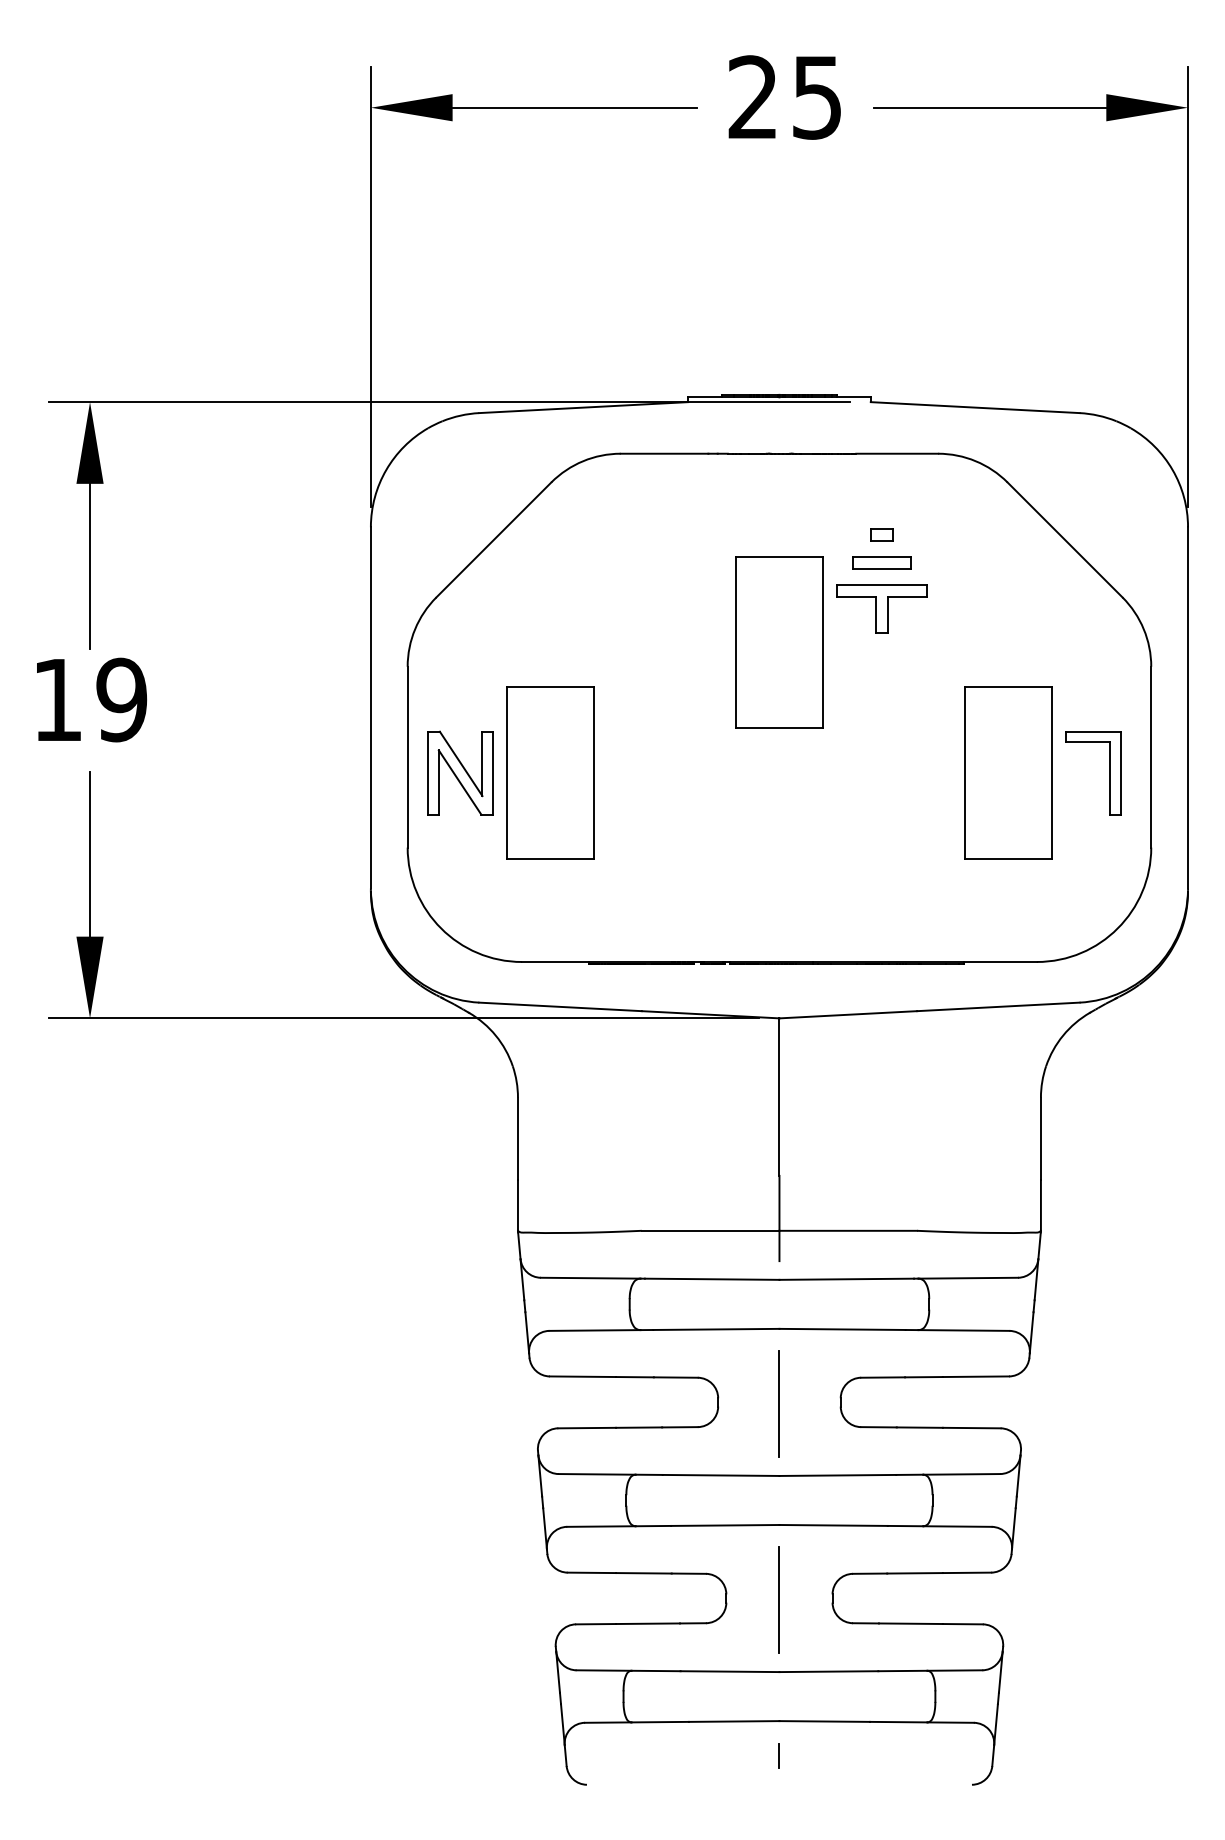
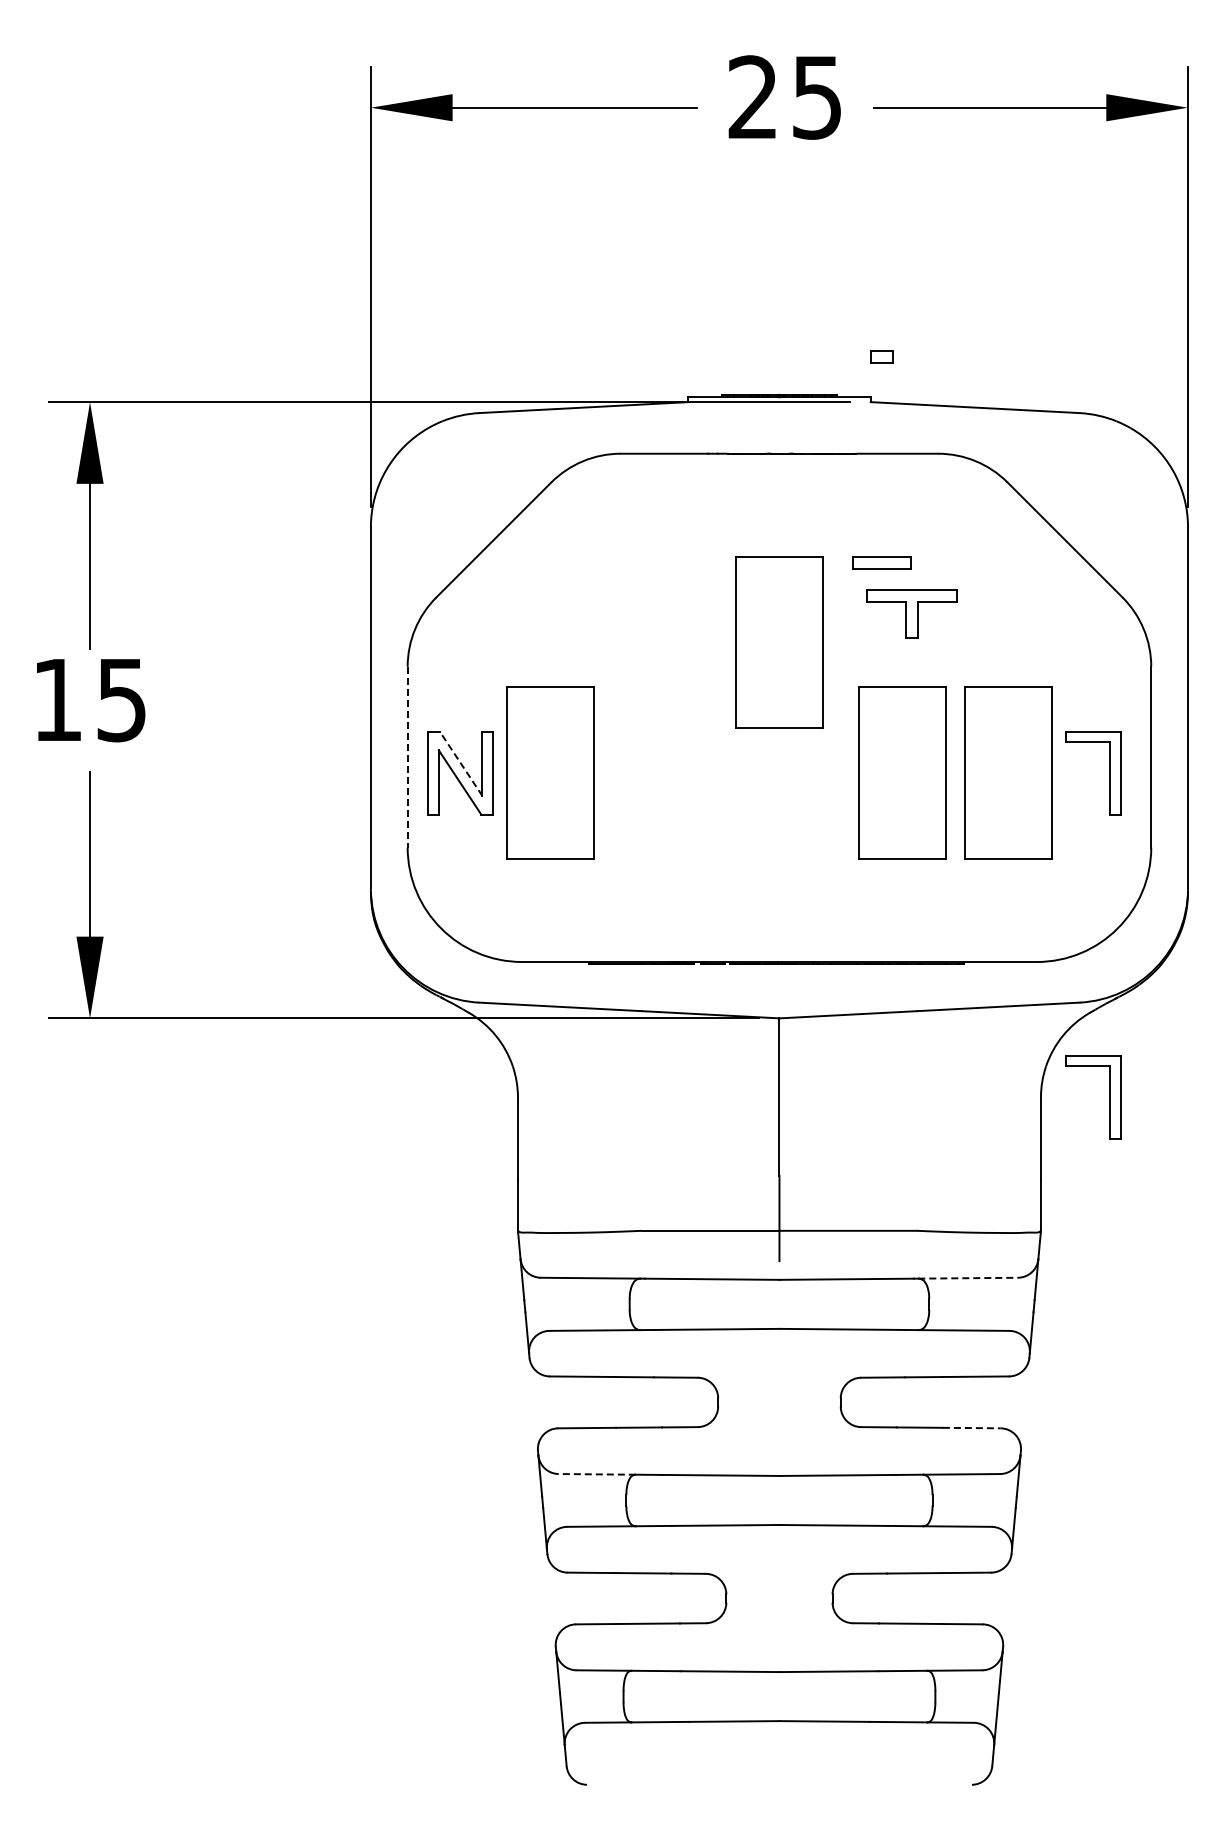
part position: (881, 534) -> (881, 356) (881, 356)
part position: (881, 608) -> (911, 613) (911, 613)
text: 19 -> 15 (121, 699)
line: solid -> dashed (407, 757)
line: solid -> dashed (461, 763)
part: none -> present (902, 772)
part: none -> present (1109, 1097)
line: solid -> dashed (968, 1278)
line: present -> none (779, 1404)
line: solid -> dashed (971, 1428)
line: solid -> dashed (597, 1474)
line: present -> none (779, 1600)
line: present -> none (779, 1755)
